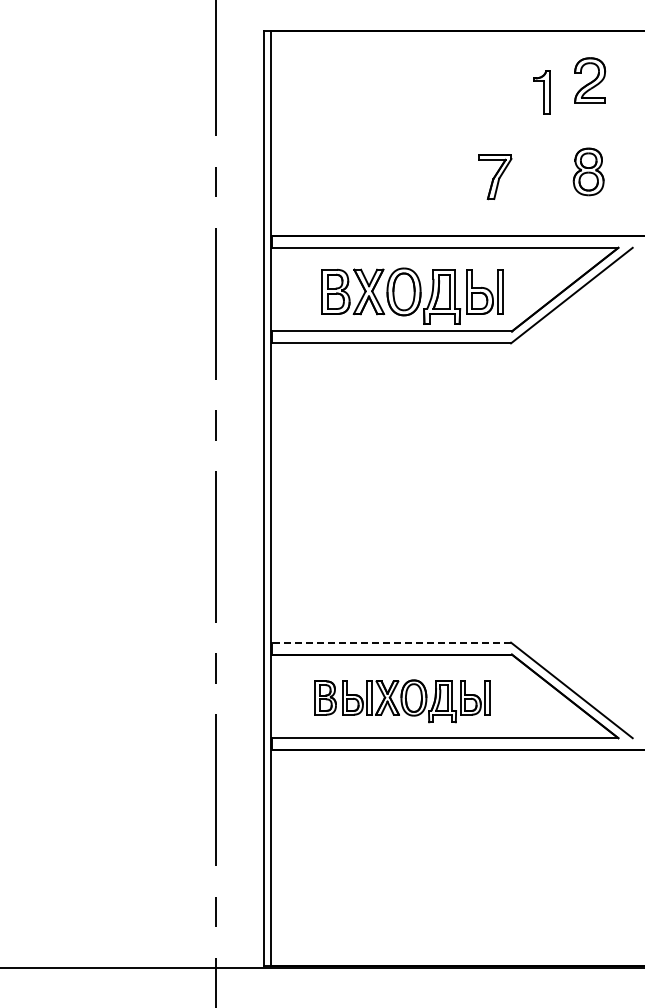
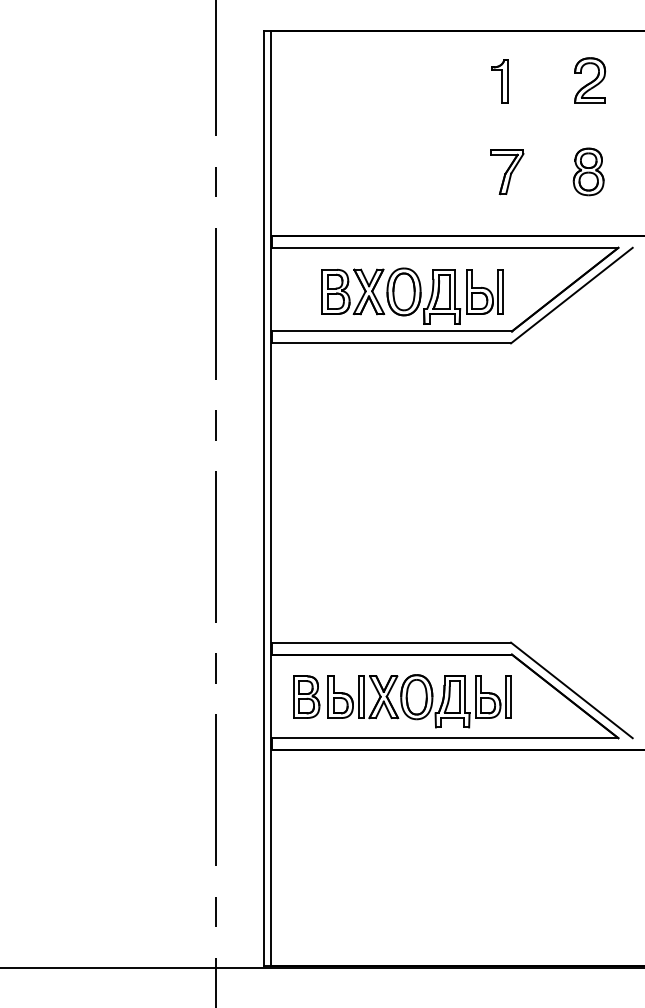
part position: (541, 92) -> (499, 81) (499, 81)
part position: (495, 177) -> (507, 172) (507, 172)
line: dashed -> solid (391, 642)
part size: 177x45 px -> 219x55 px (402, 701)
